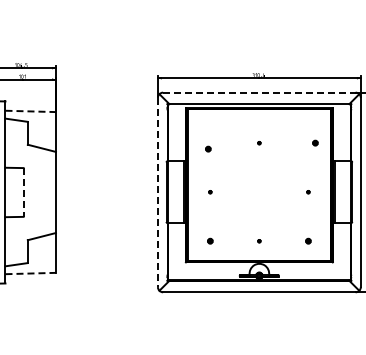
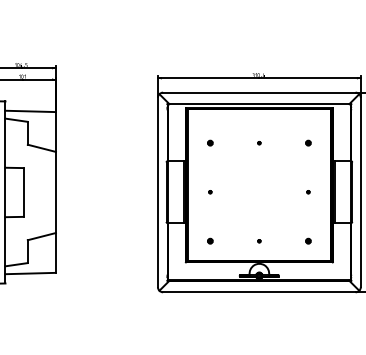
line: dashed -> solid (259, 92)
line: dashed -> solid (31, 111)
part position: (315, 142) -> (308, 142) (308, 142)
part position: (208, 148) -> (210, 142) (210, 142)
line: dashed -> solid (23, 192)
line: dashed -> solid (157, 192)
line: dashed -> solid (31, 273)
